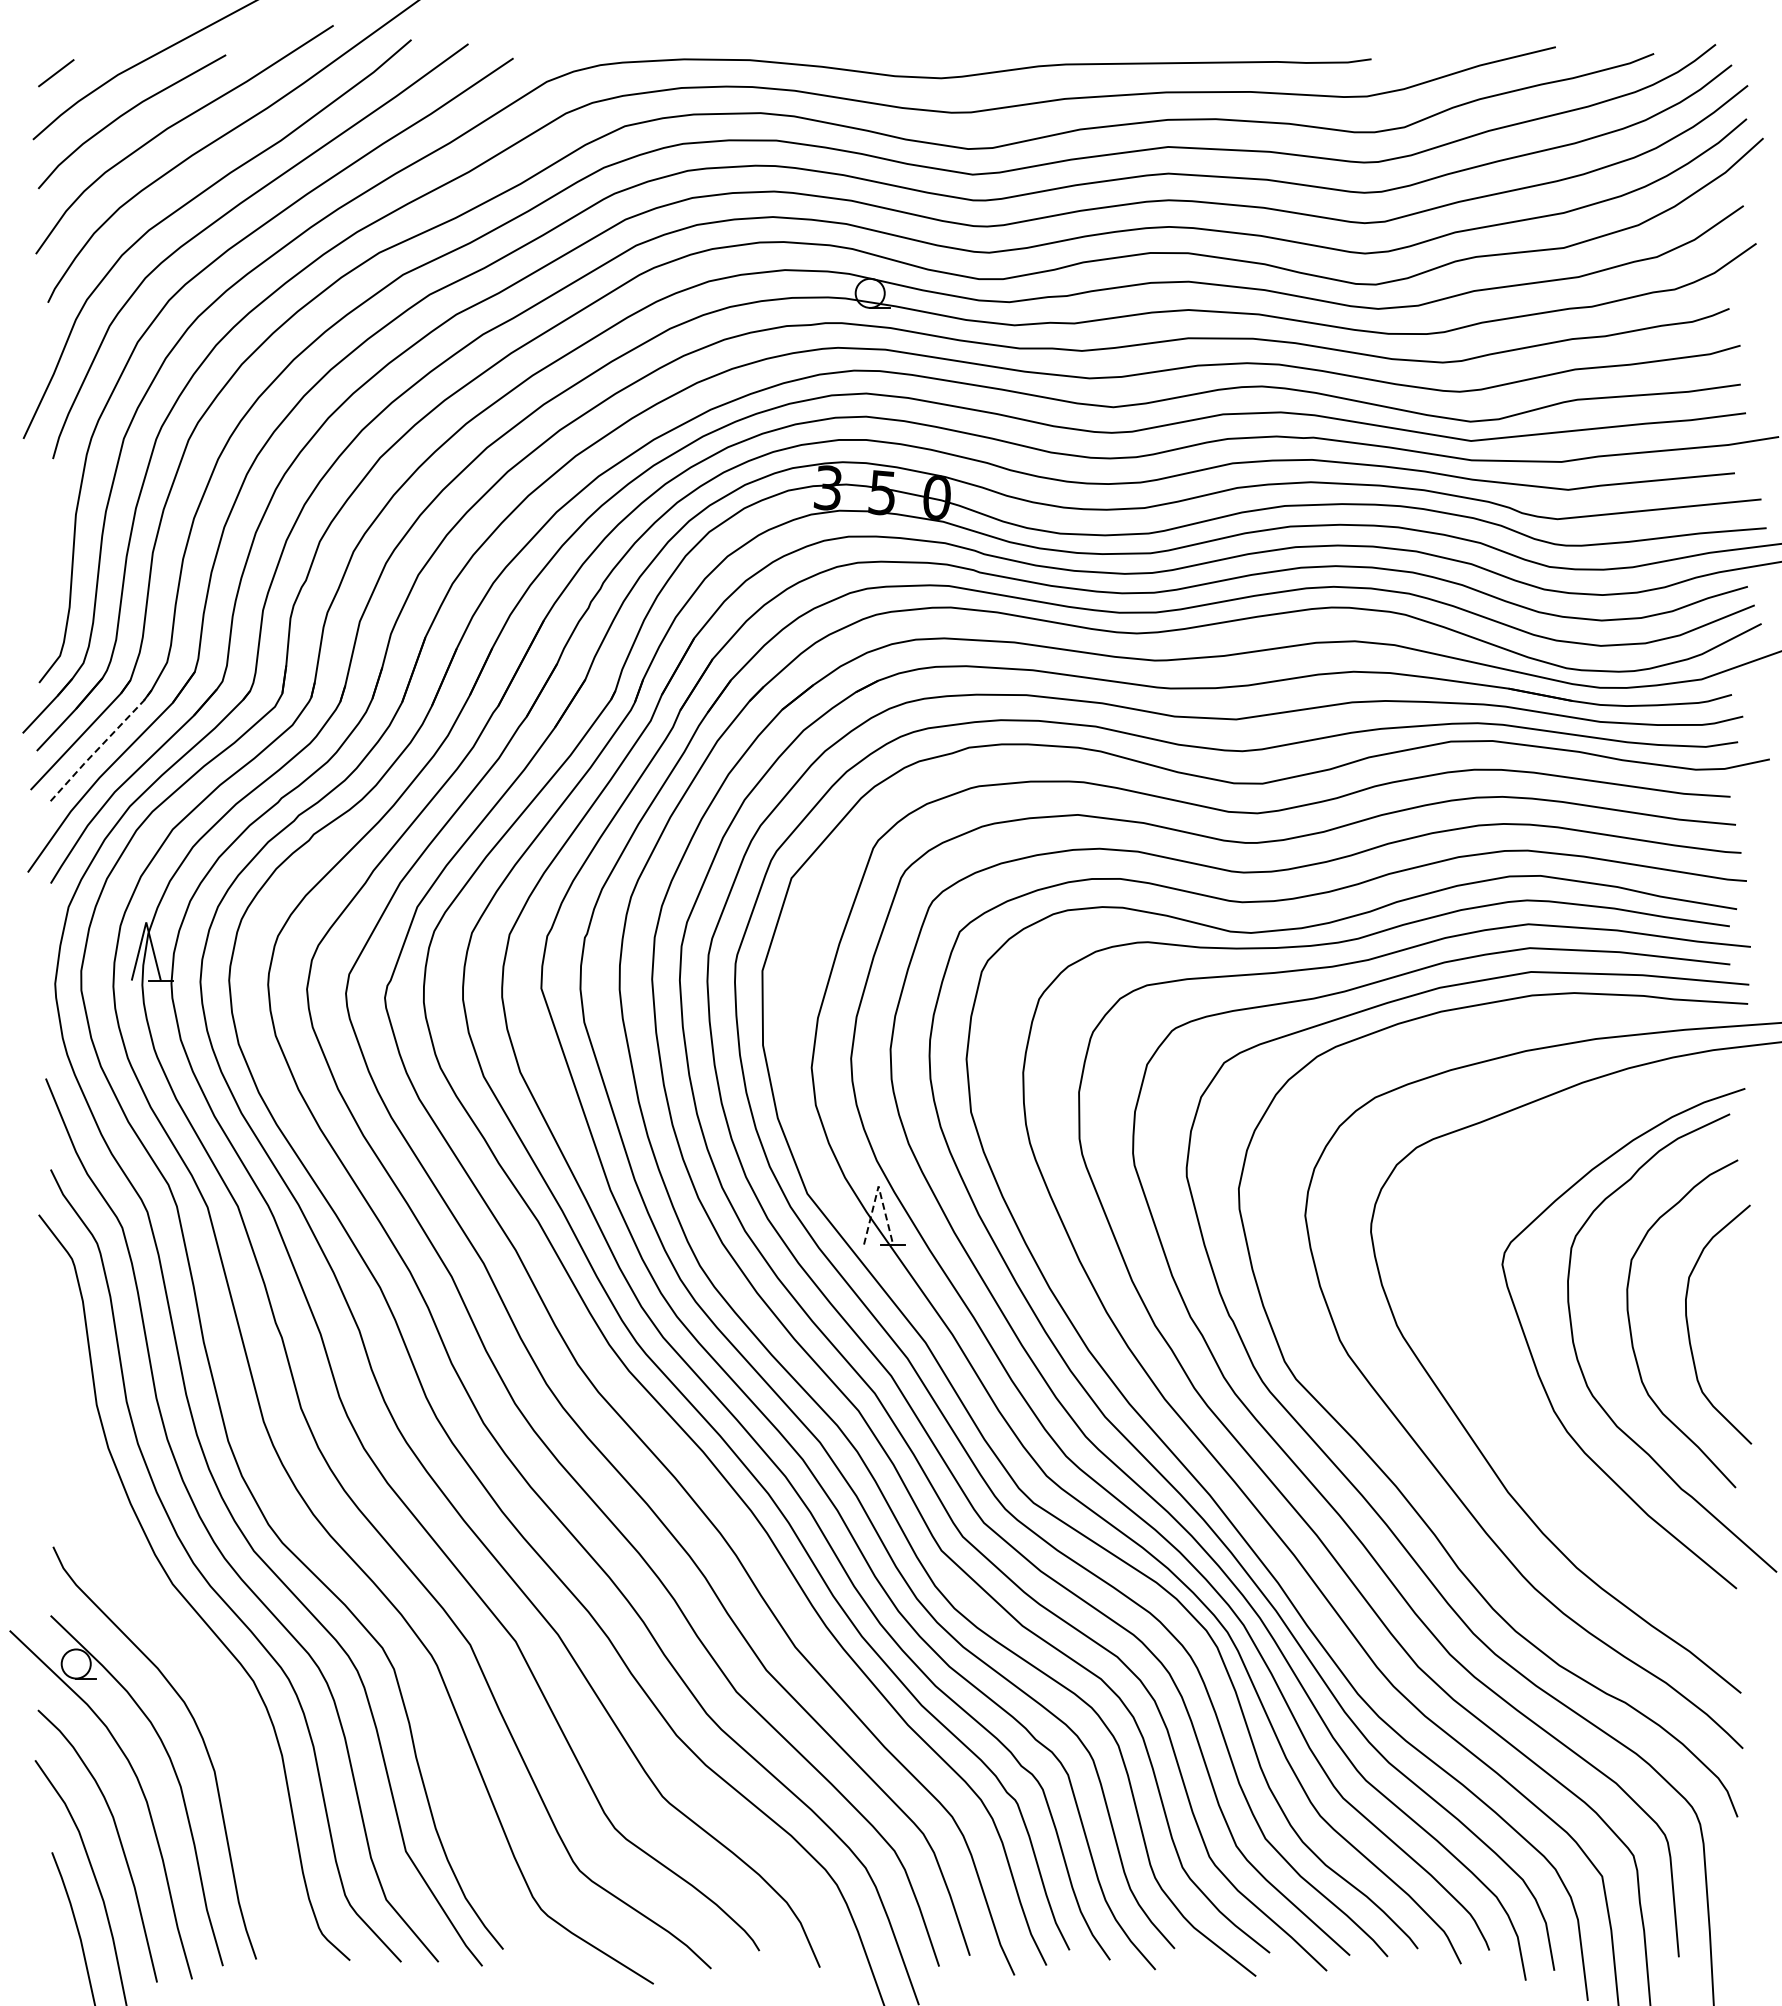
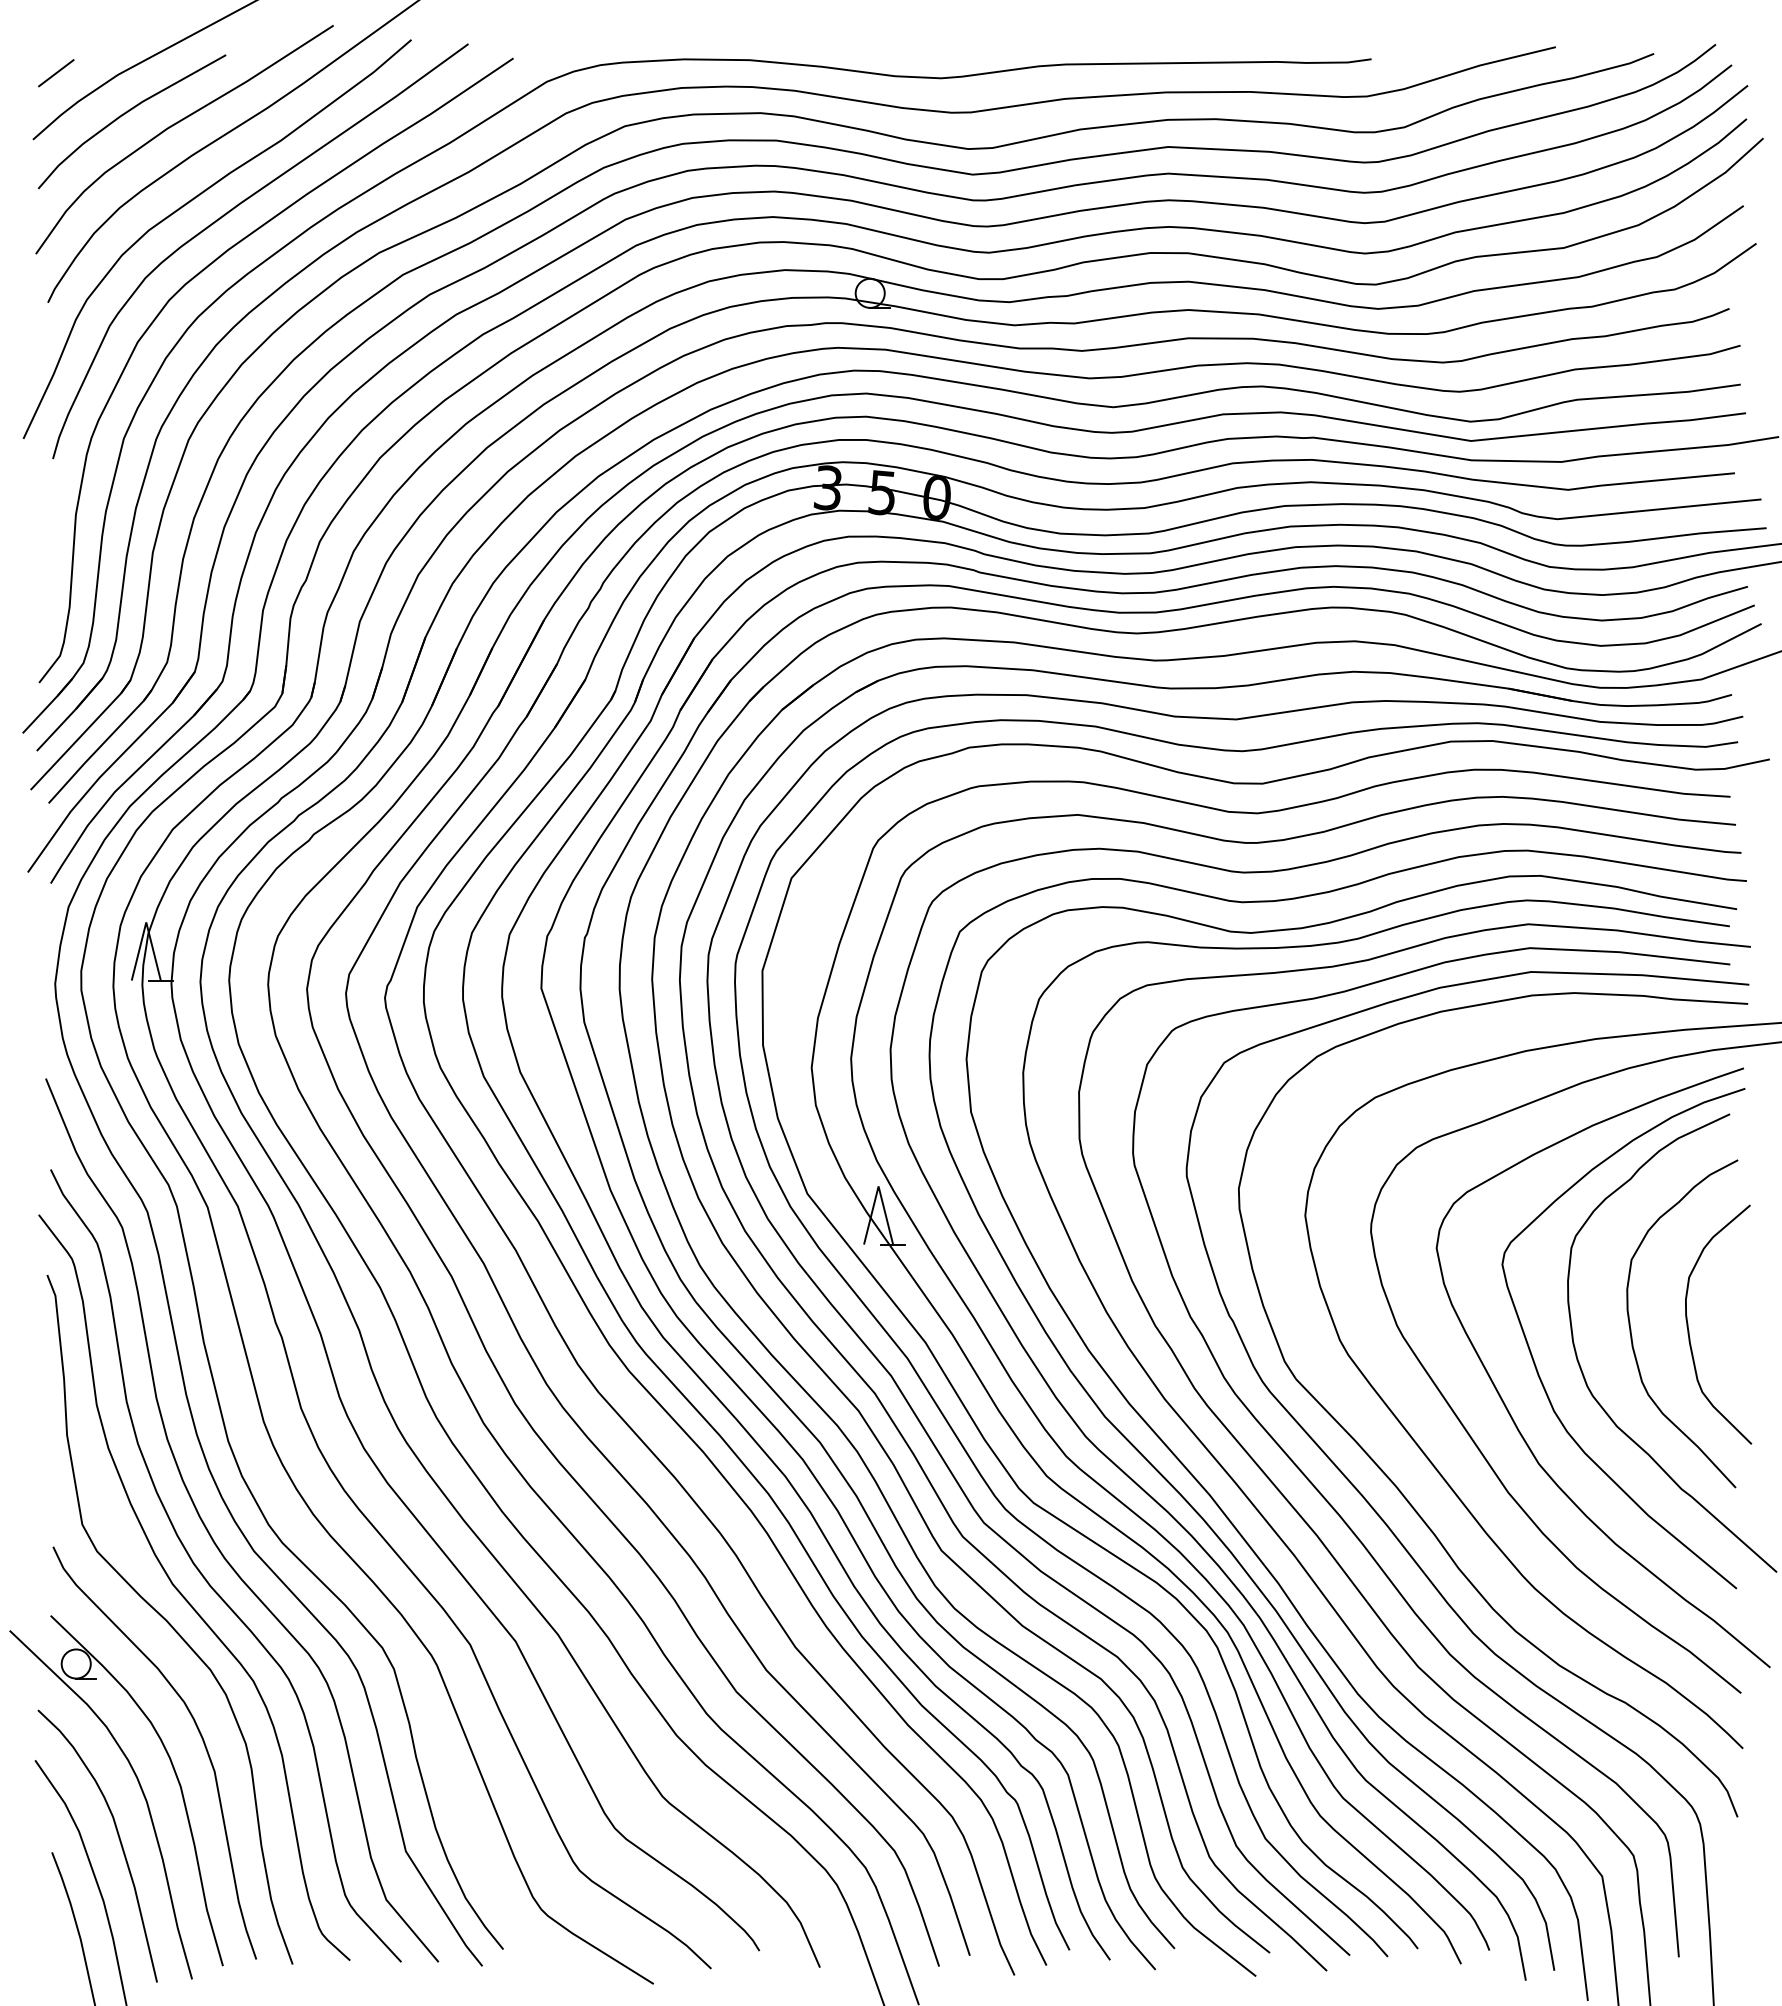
line: dashed -> solid (100, 746)
line: dashed -> solid (878, 1186)
curve: none -> present (1512, 1416)
curve: none -> present (167, 1620)
